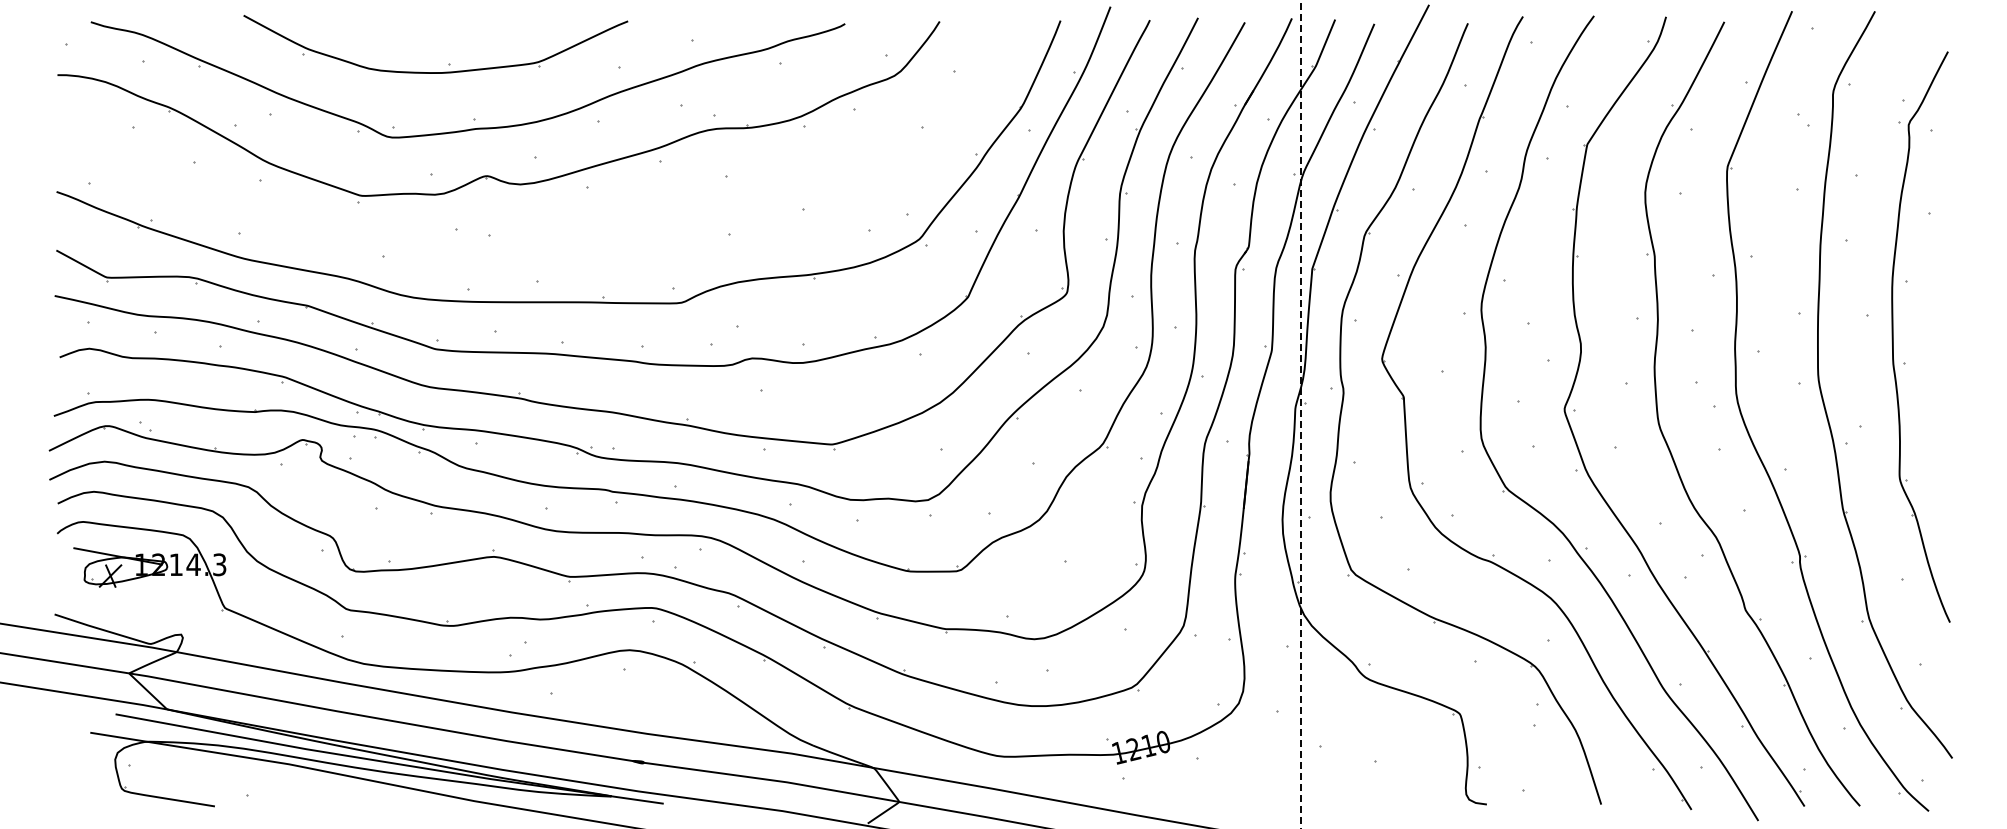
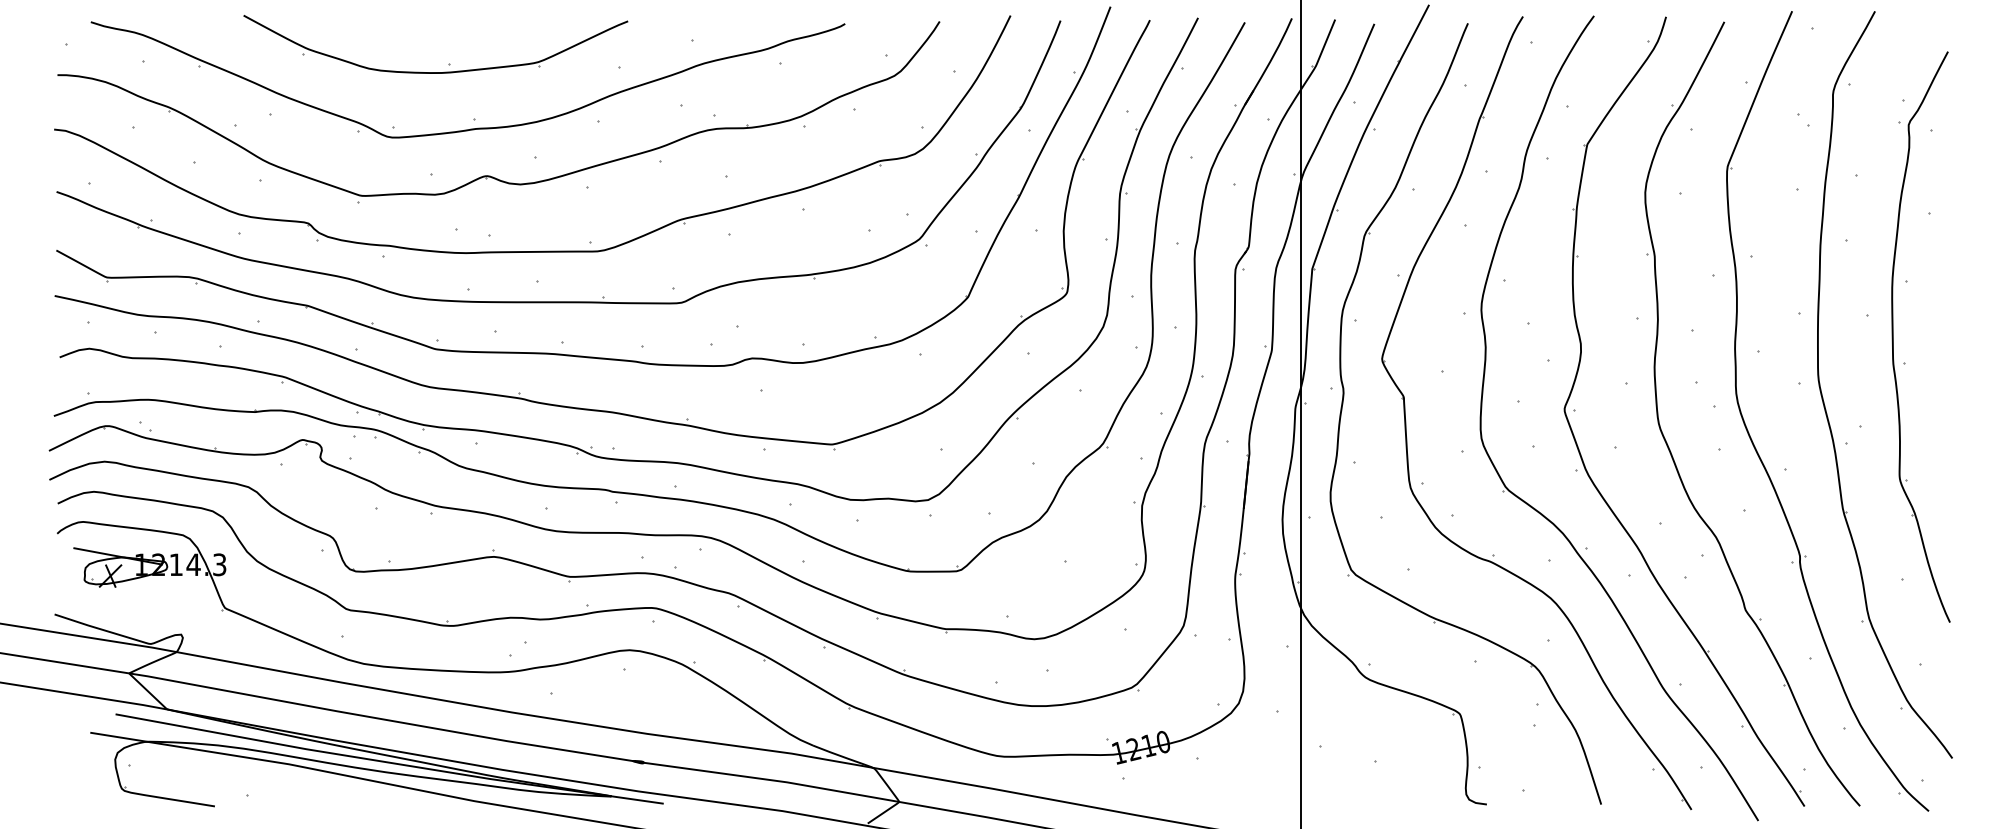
part: none -> present (543, 250)
line: dashed -> solid (1300, 413)
